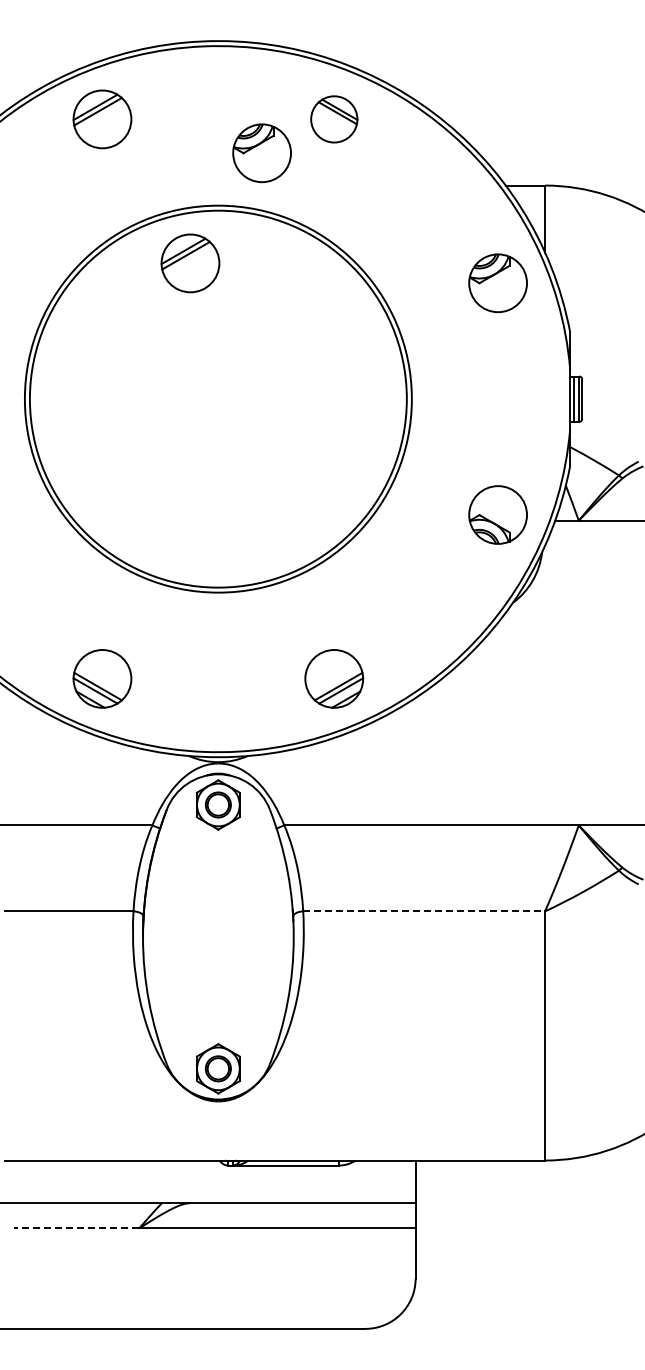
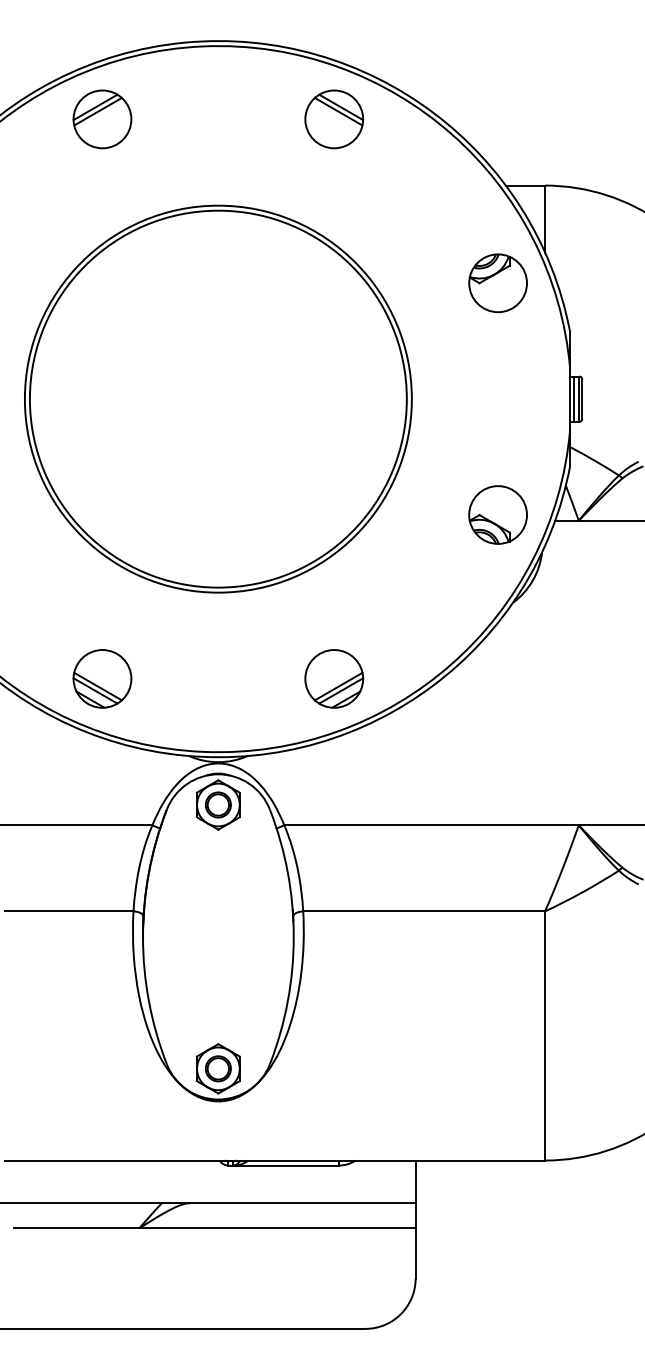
part size: 49x49 px -> 61x61 px (334, 119)
part: present -> none (261, 153)
part: present -> none (190, 263)
line: dashed -> solid (424, 911)
line: dashed -> solid (76, 1228)
